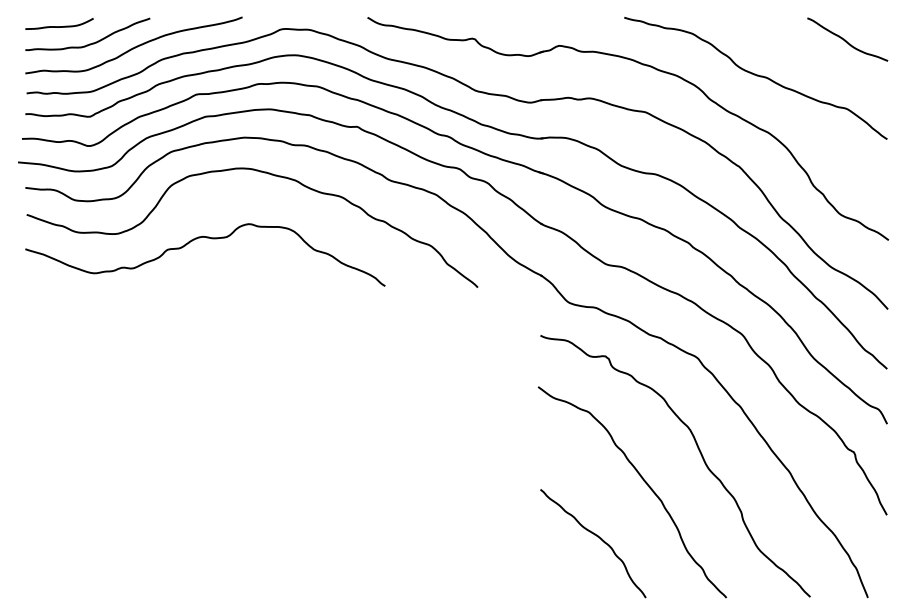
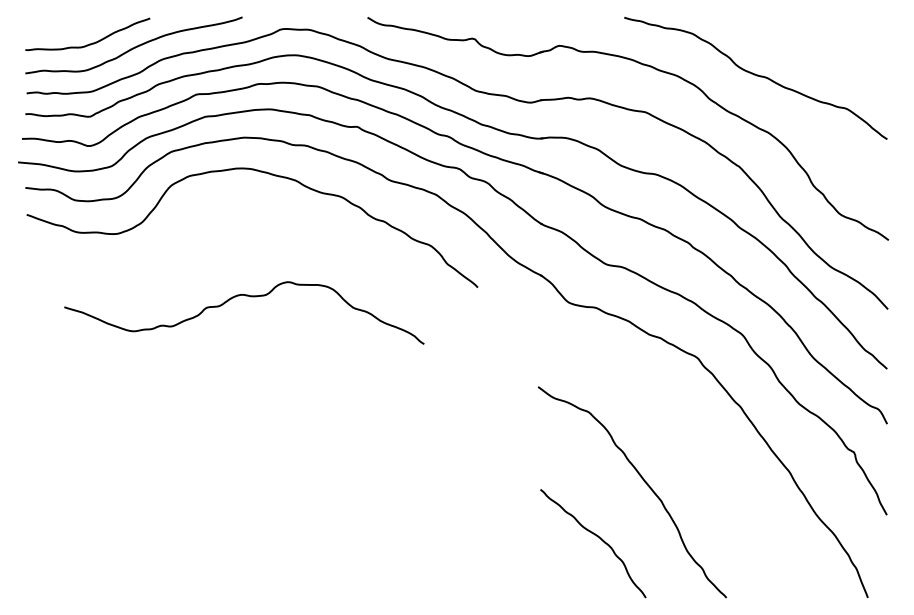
curve: present -> none (59, 26)
curve: present -> none (846, 40)
curve position: (206, 238) -> (245, 296) (245, 296)
curve: present -> none (701, 457)
